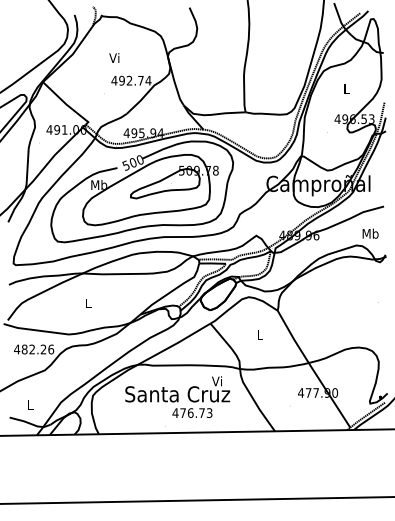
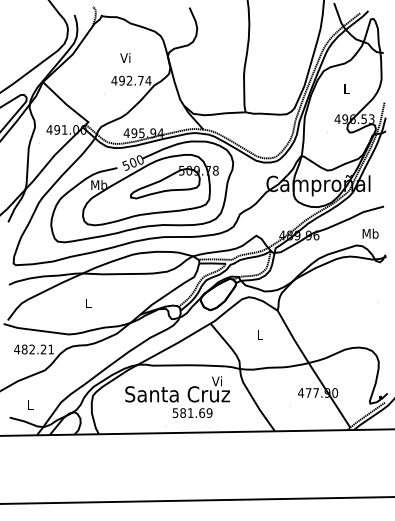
text position: (114, 57) -> (125, 57) (125, 57)
text: 482.26 -> 482.21 (51, 349)
text: 476.73 -> 581.69 (192, 412)
